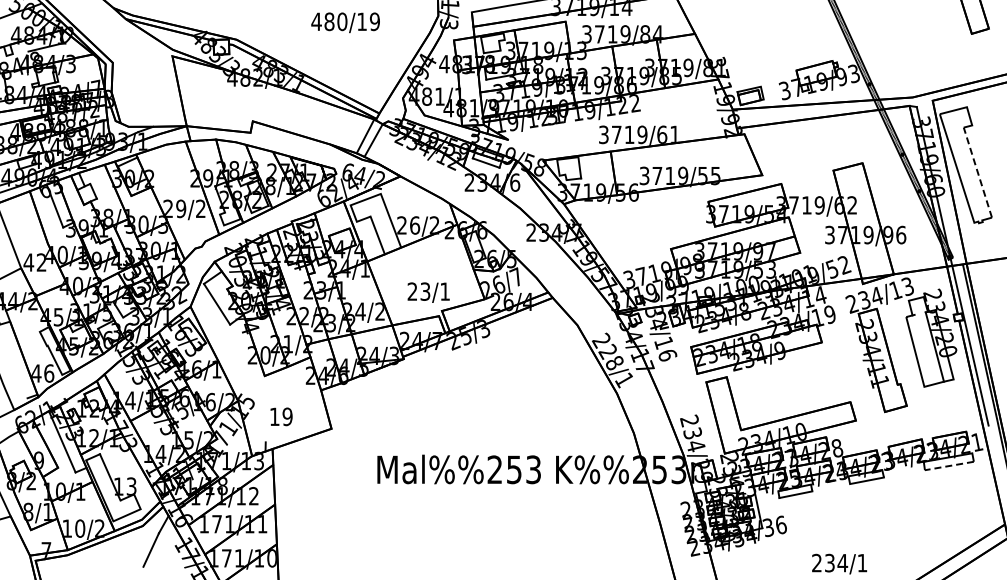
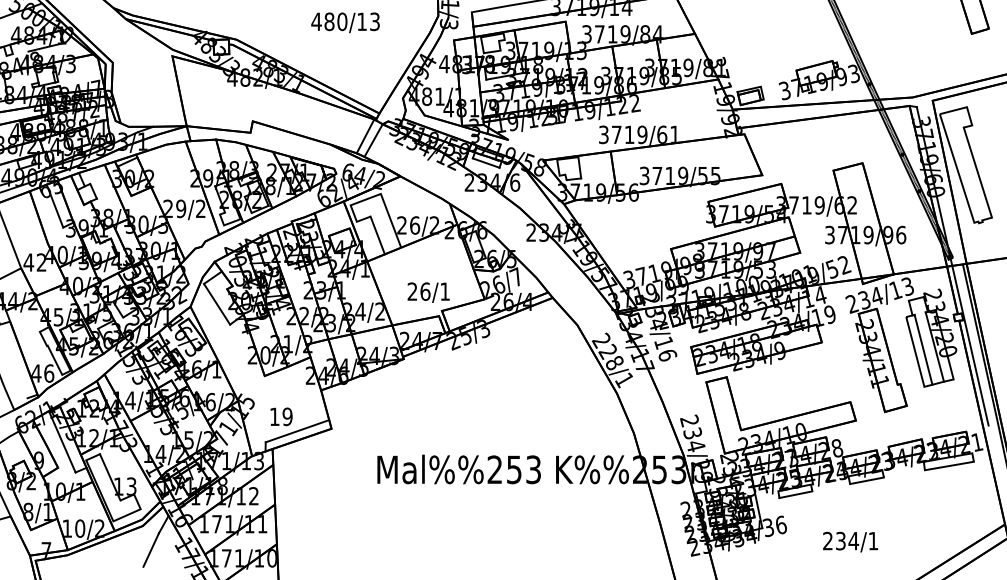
text: 480/19 -> 480/13 (374, 21)
line: dashed -> solid (977, 172)
text: 23/1 -> 26/1 (425, 291)
line: none -> present (923, 349)
line: none -> present (297, 431)
line: dashed -> solid (949, 466)
text position: (839, 563) -> (850, 541) (850, 541)
